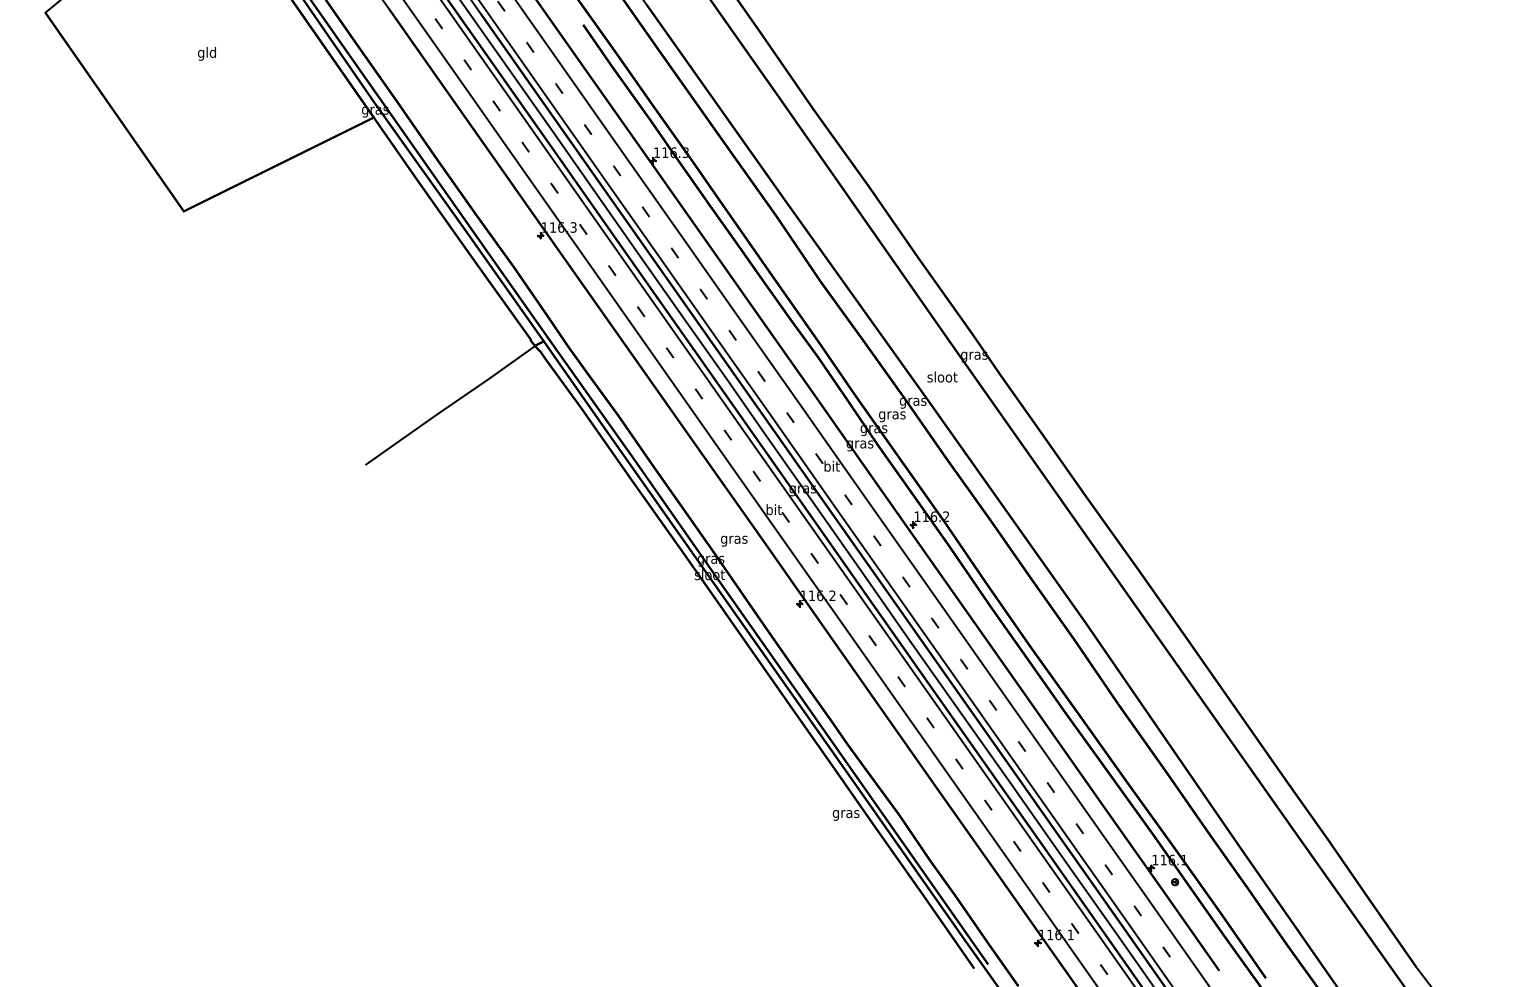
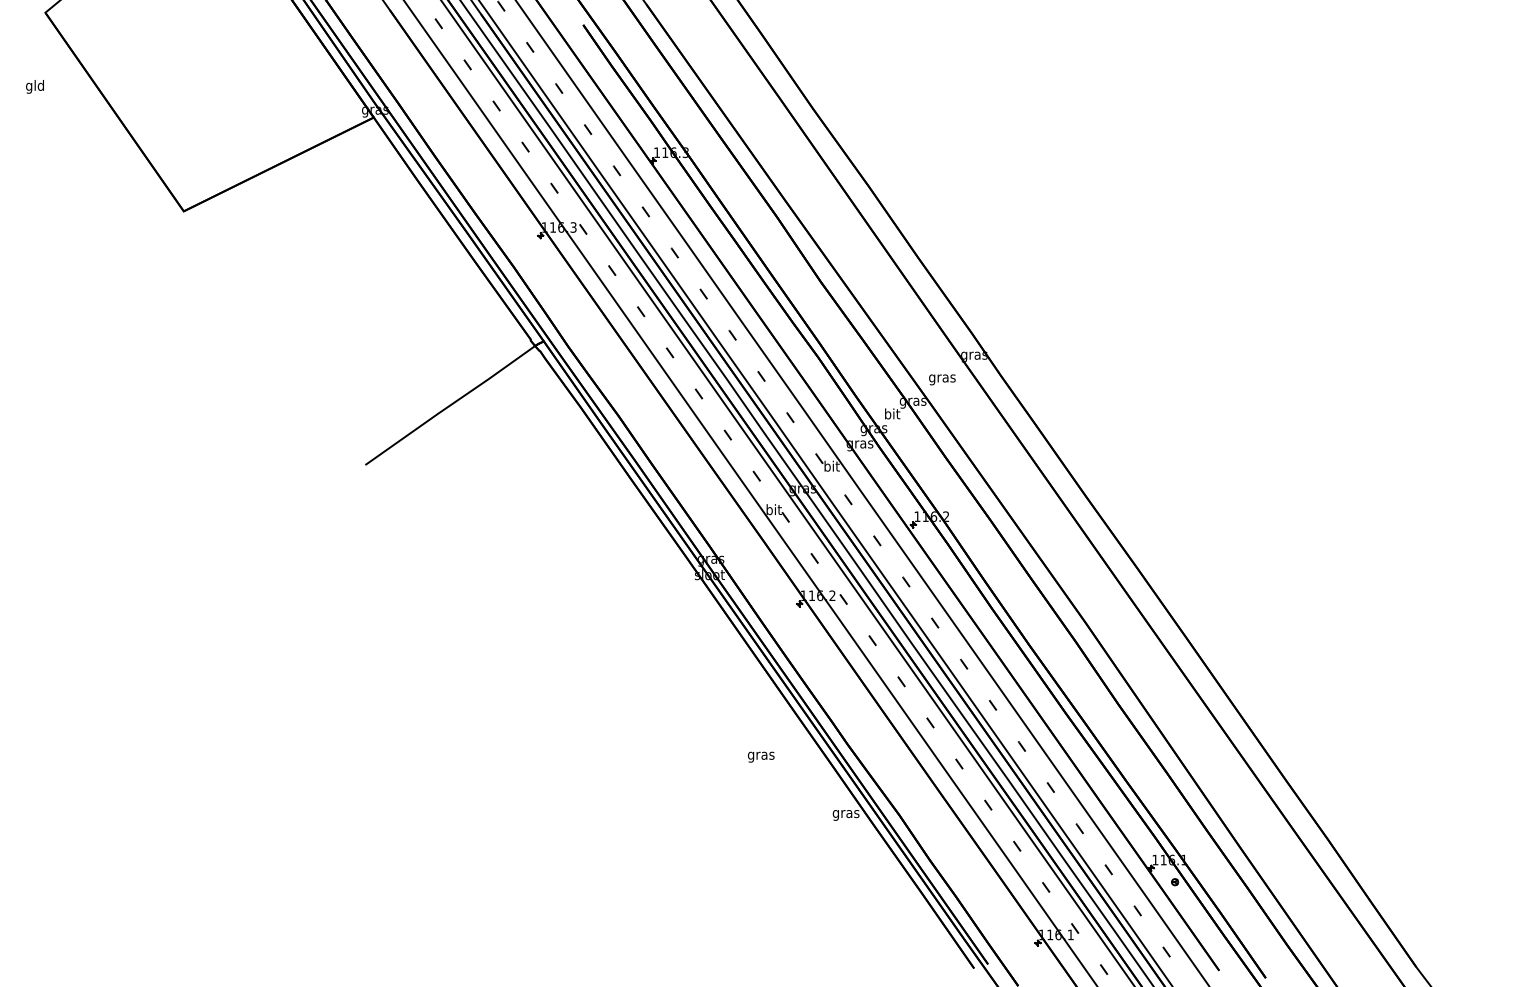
text position: (206, 53) -> (34, 86) (34, 86)
text: sloot -> gras (942, 378)
text: gras -> bit (892, 415)
text position: (734, 540) -> (761, 756) (761, 756)
